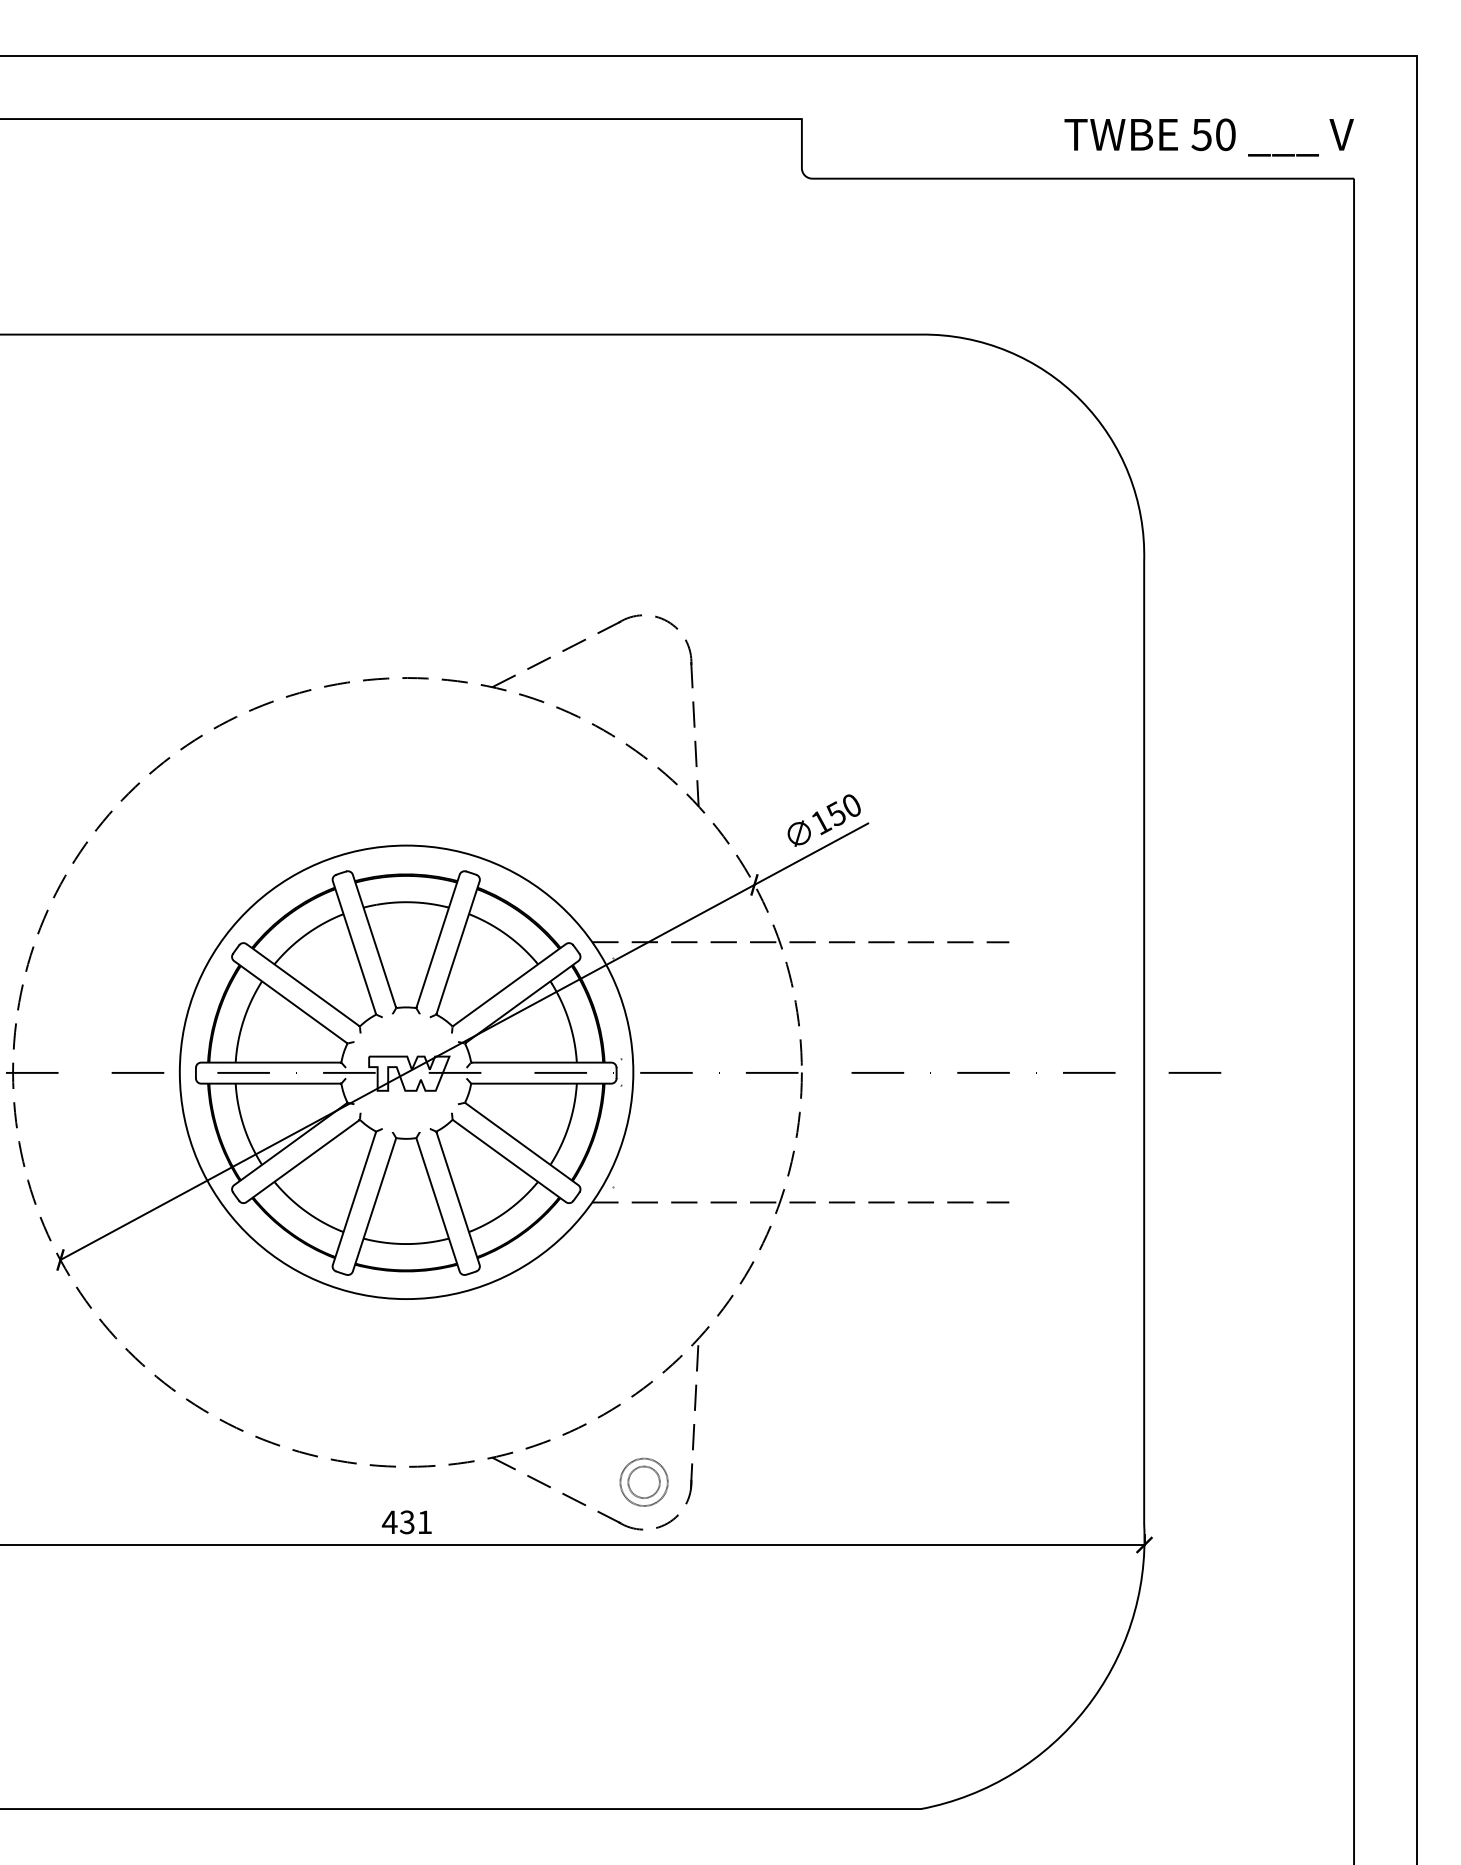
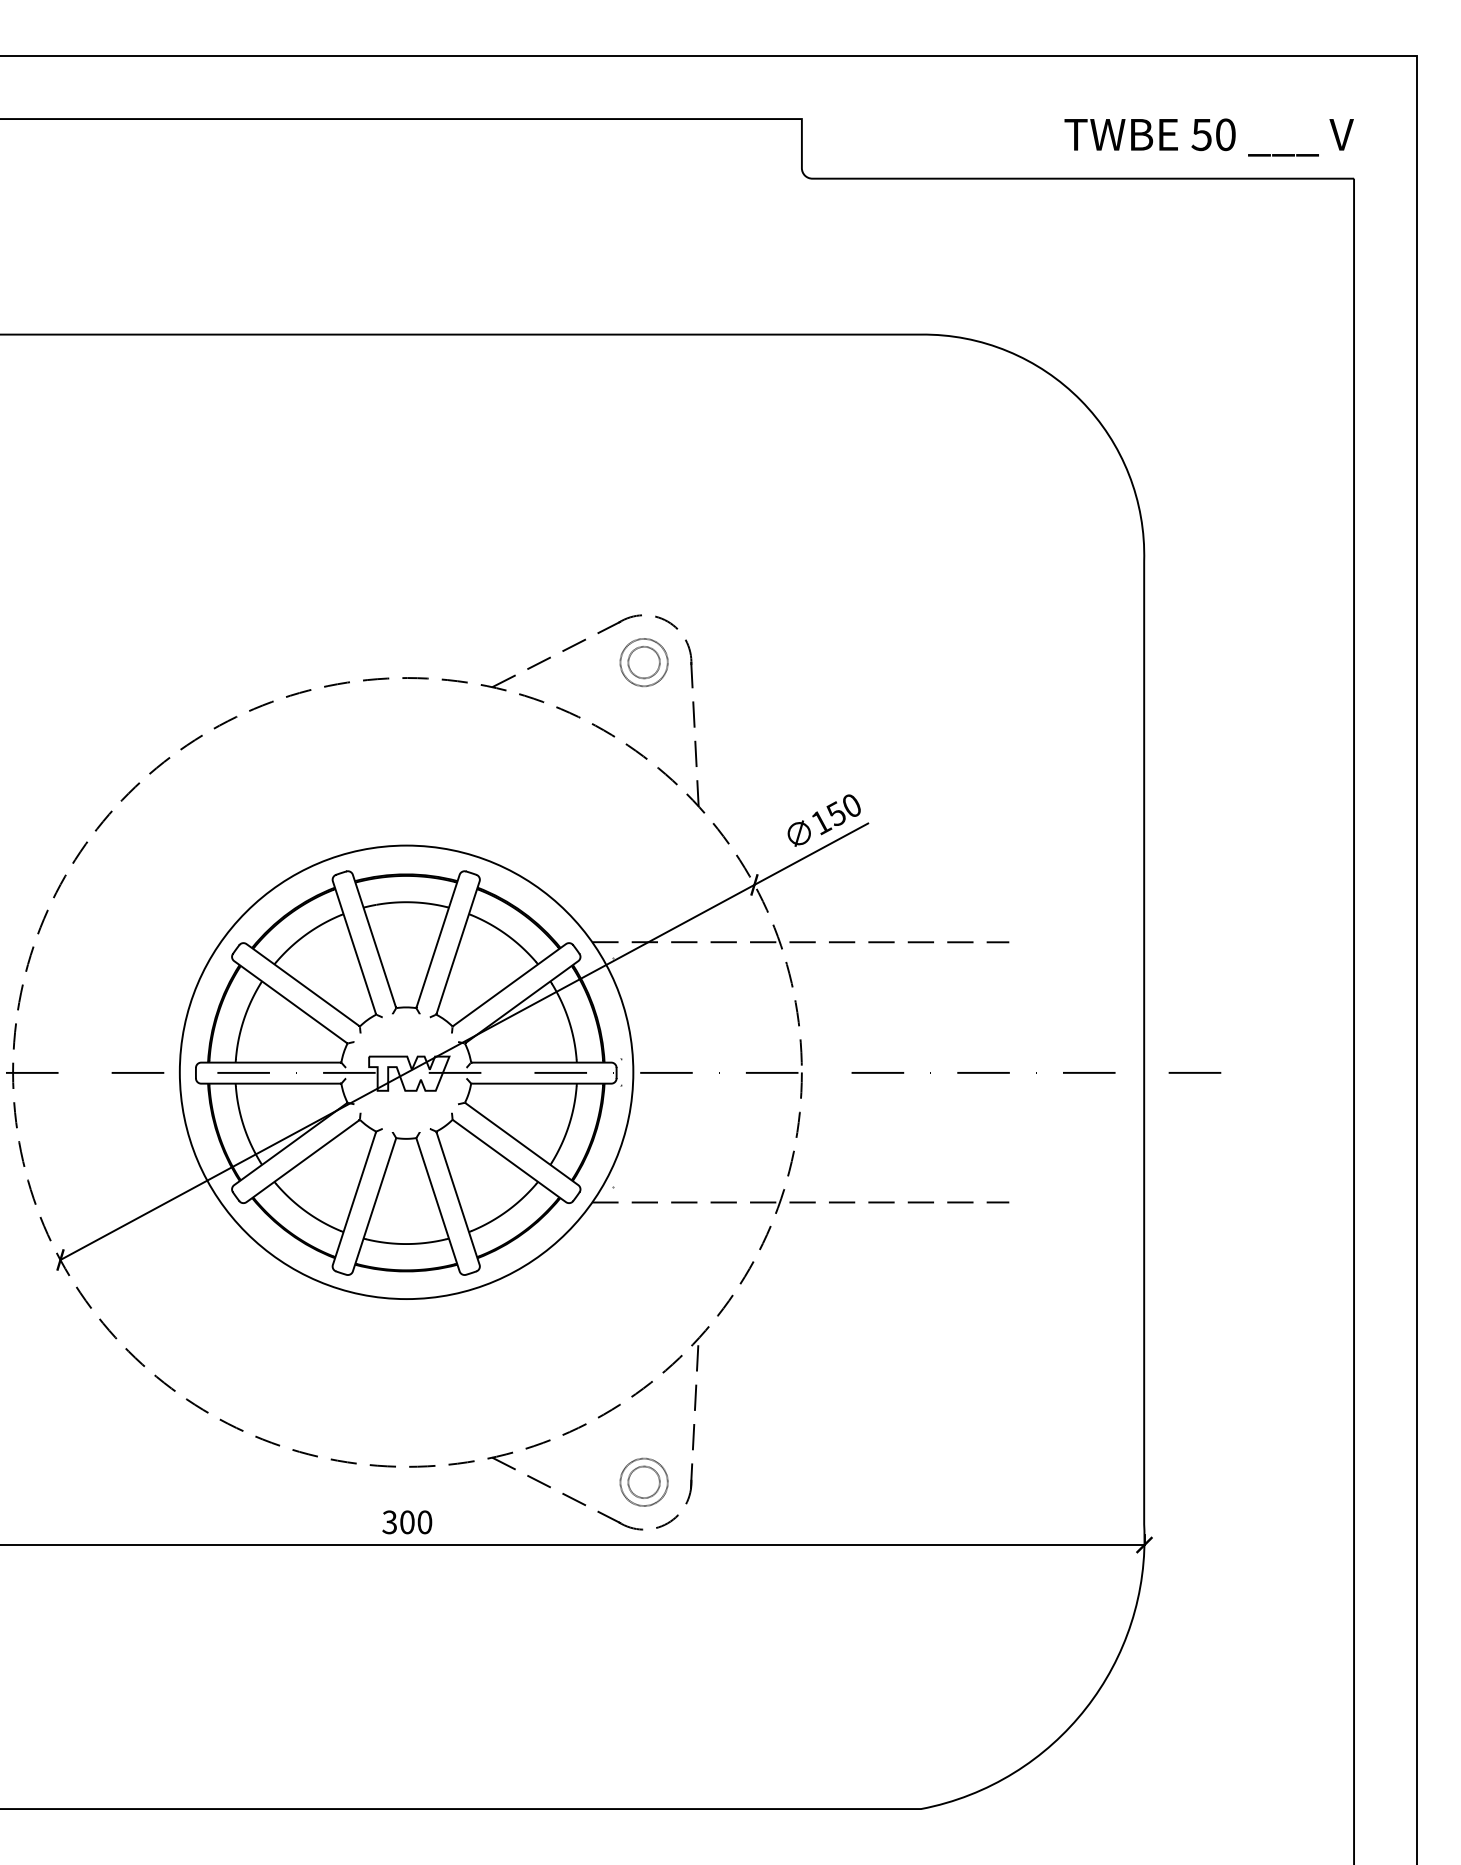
part: none -> present (643, 662)
text: 431 -> 300 (406, 1522)
